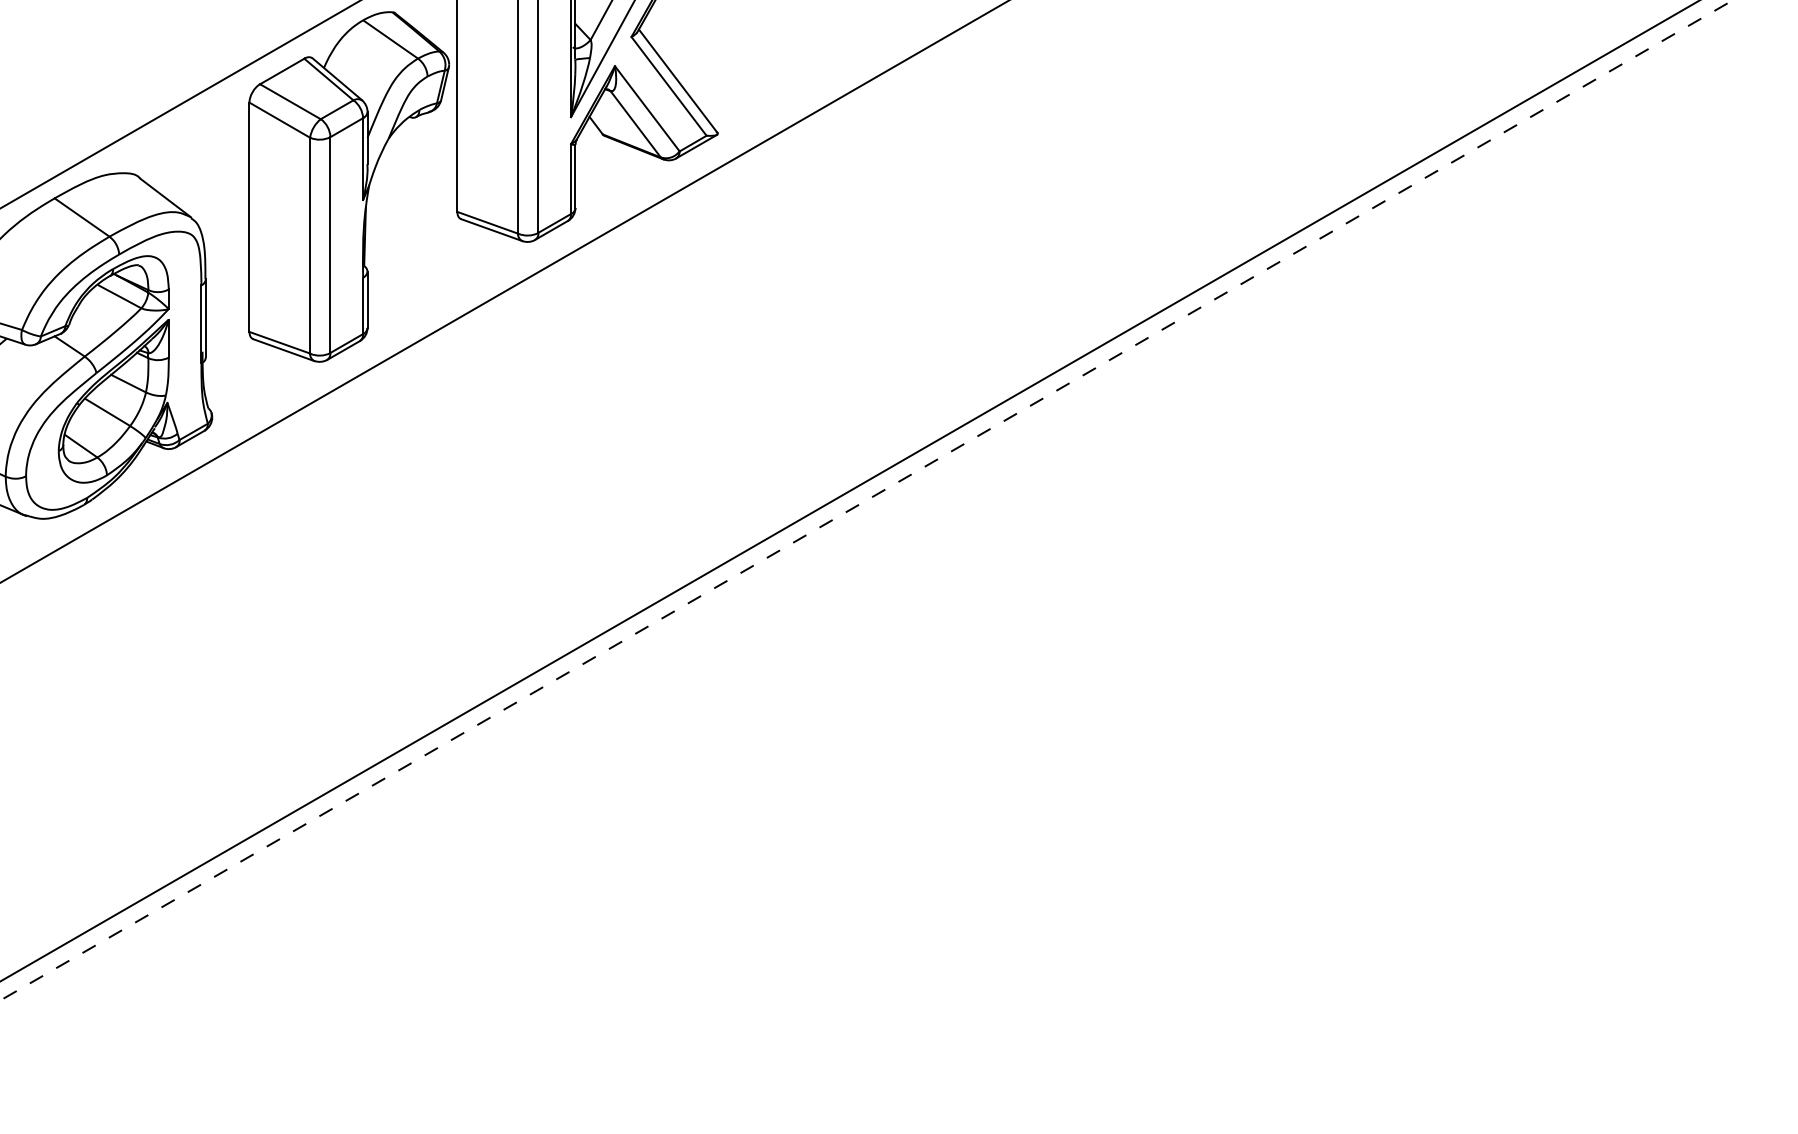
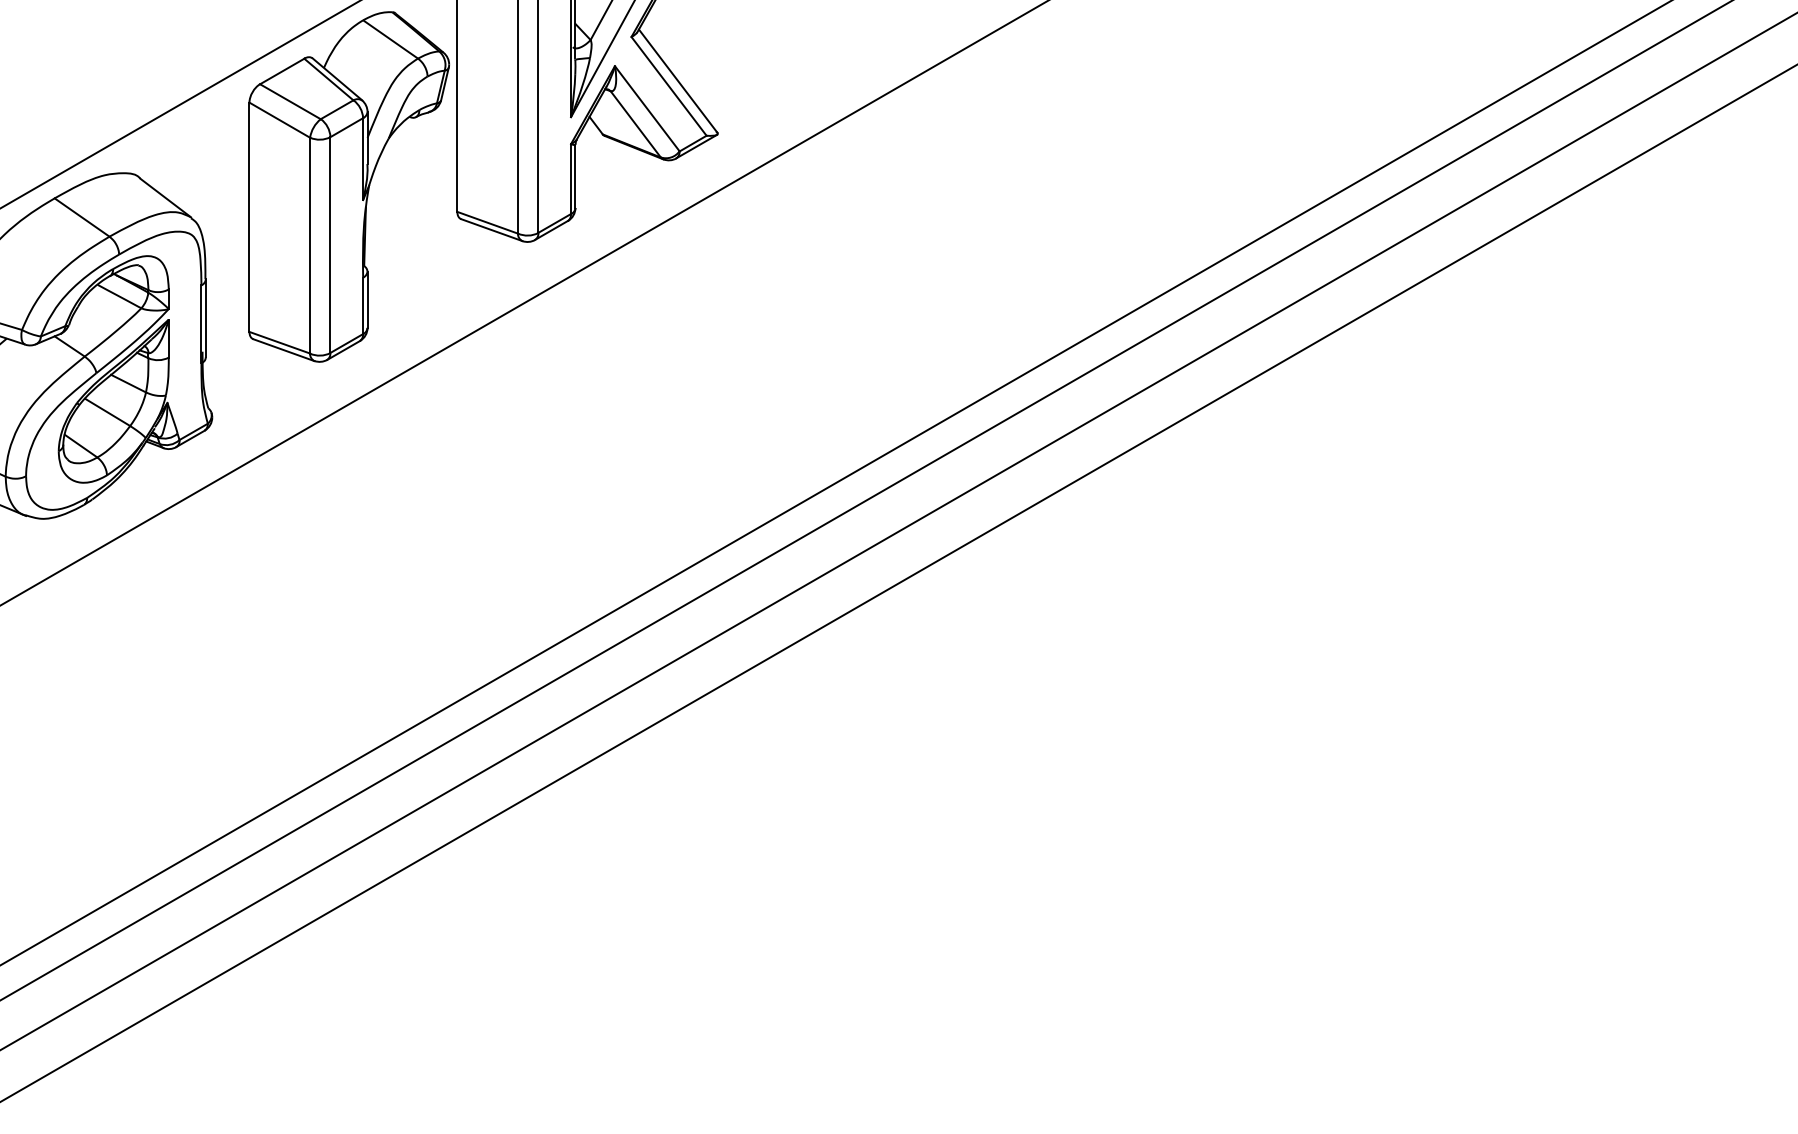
line position: (504, 291) -> (523, 303) (523, 303)
line position: (849, 491) -> (835, 483) (835, 483)
line: dashed -> solid (867, 500)
line: none -> present (898, 531)
line: none -> present (898, 583)
